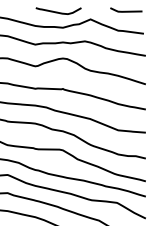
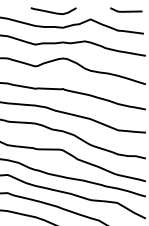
curve position: (57, 11) -> (52, 11) (52, 11)
